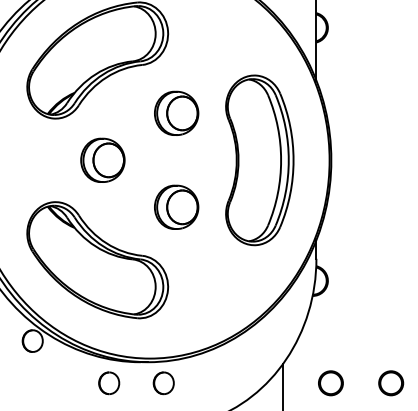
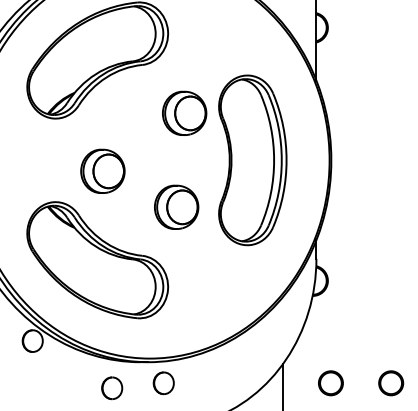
part position: (176, 112) -> (184, 112) (184, 112)
part position: (102, 159) -> (102, 170) (102, 170)
part position: (259, 160) -> (252, 160) (252, 160)
part position: (109, 383) -> (112, 388) (112, 388)
